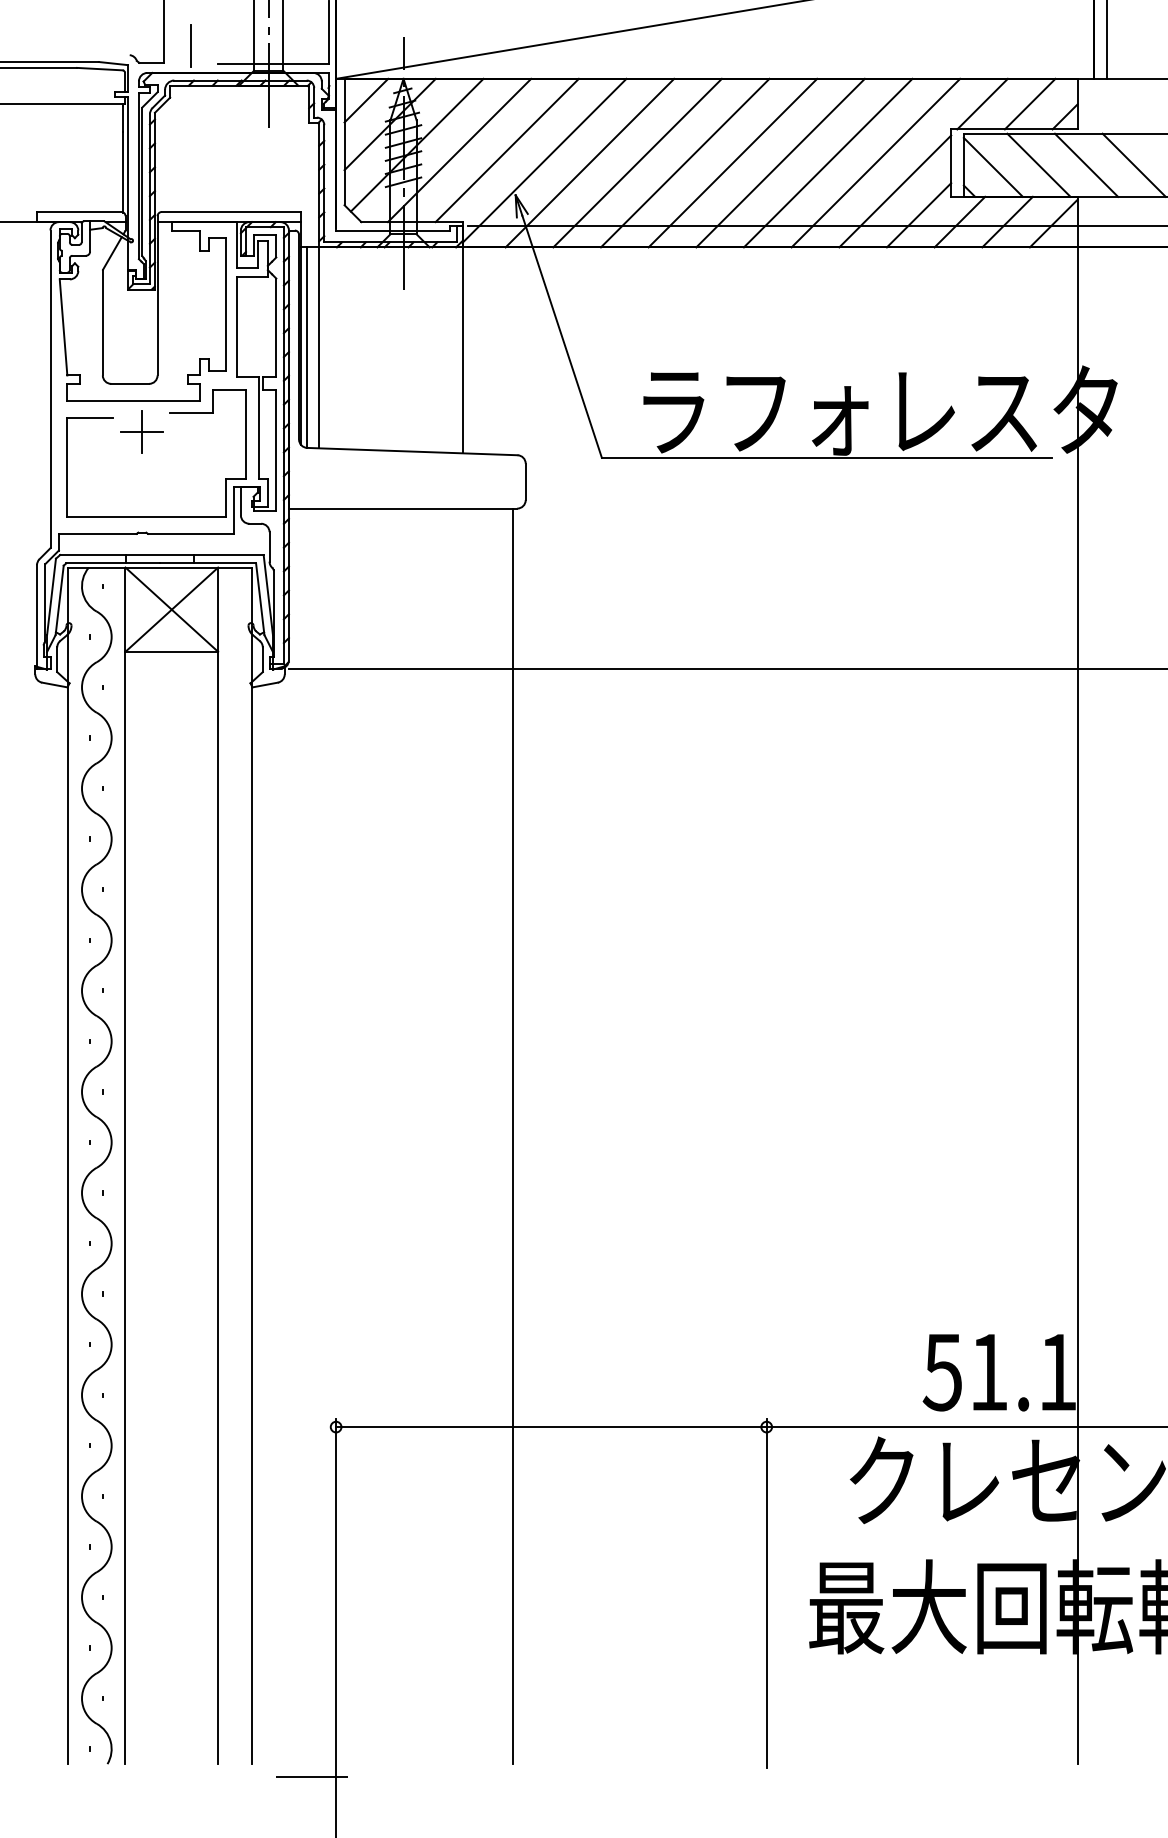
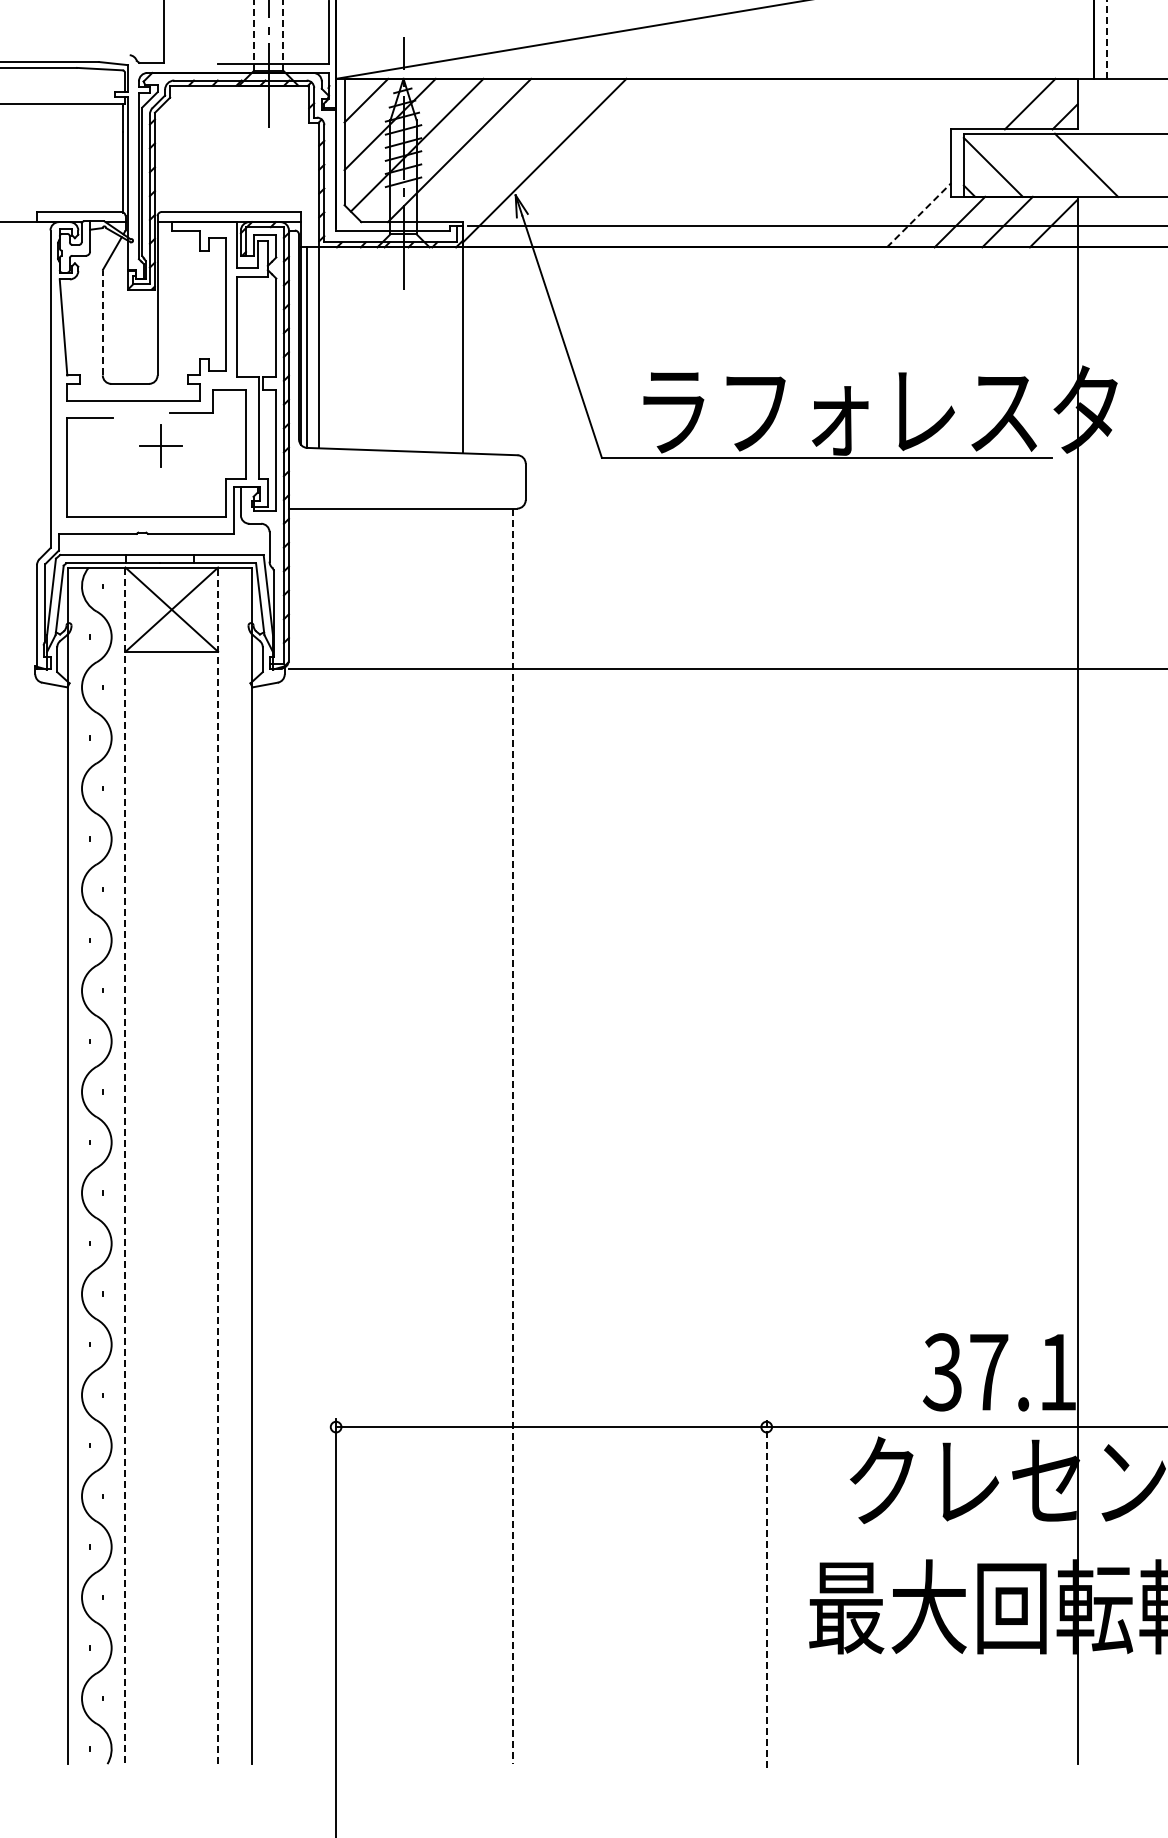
line: solid -> dashed (253, 35)
line: solid -> dashed (283, 35)
line: solid -> dashed (1107, 39)
line: present -> none (191, 45)
line: present -> none (982, 103)
line: present -> none (506, 150)
line: present -> none (589, 162)
line: present -> none (637, 162)
line: present -> none (684, 162)
line: present -> none (732, 162)
line: present -> none (780, 162)
line: present -> none (827, 162)
line: present -> none (875, 162)
line: present -> none (1038, 164)
line: present -> none (1133, 164)
line: present -> none (895, 191)
line: solid -> dashed (919, 214)
line: solid -> dashed (102, 322)
part position: (141, 431) -> (160, 445) (160, 445)
line: solid -> dashed (513, 1136)
line: solid -> dashed (218, 1165)
line: solid -> dashed (125, 1166)
text: 51.1 -> 37.1 (965, 1372)
line: solid -> dashed (766, 1593)
line: present -> none (312, 1776)
